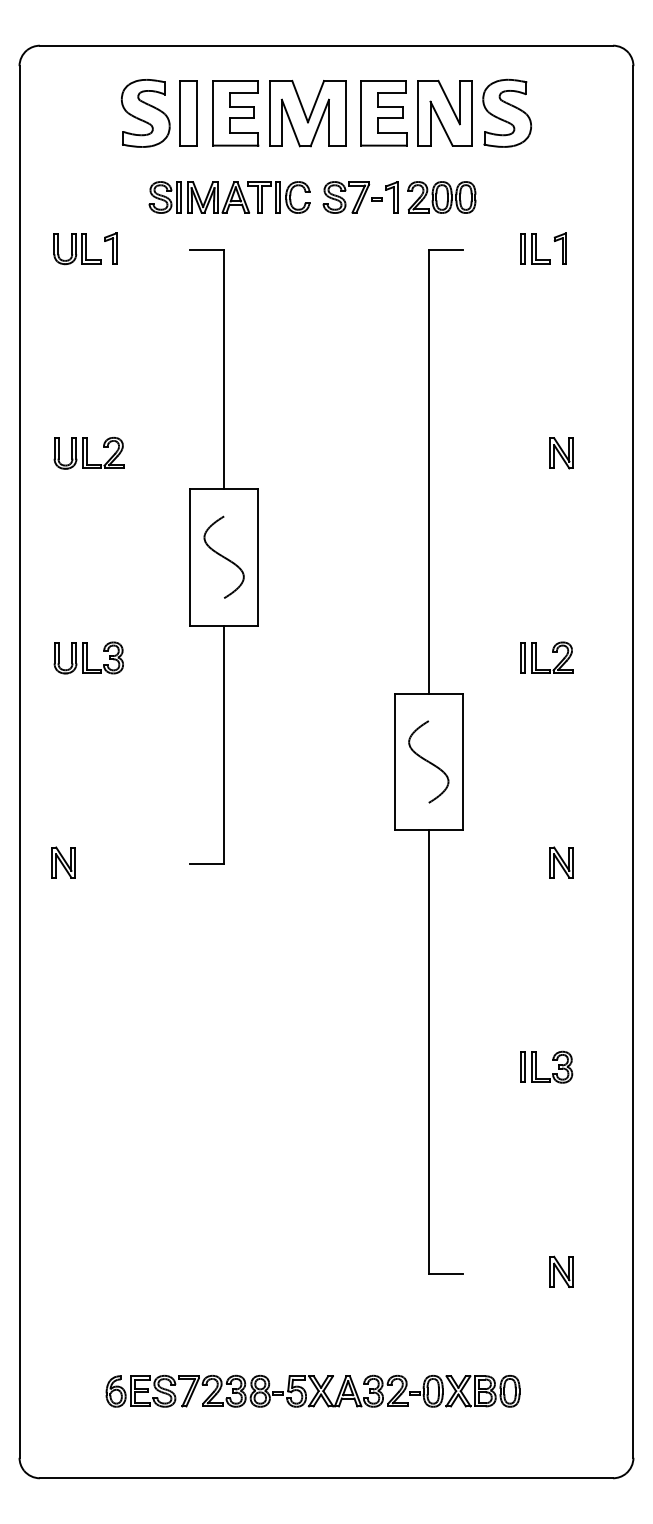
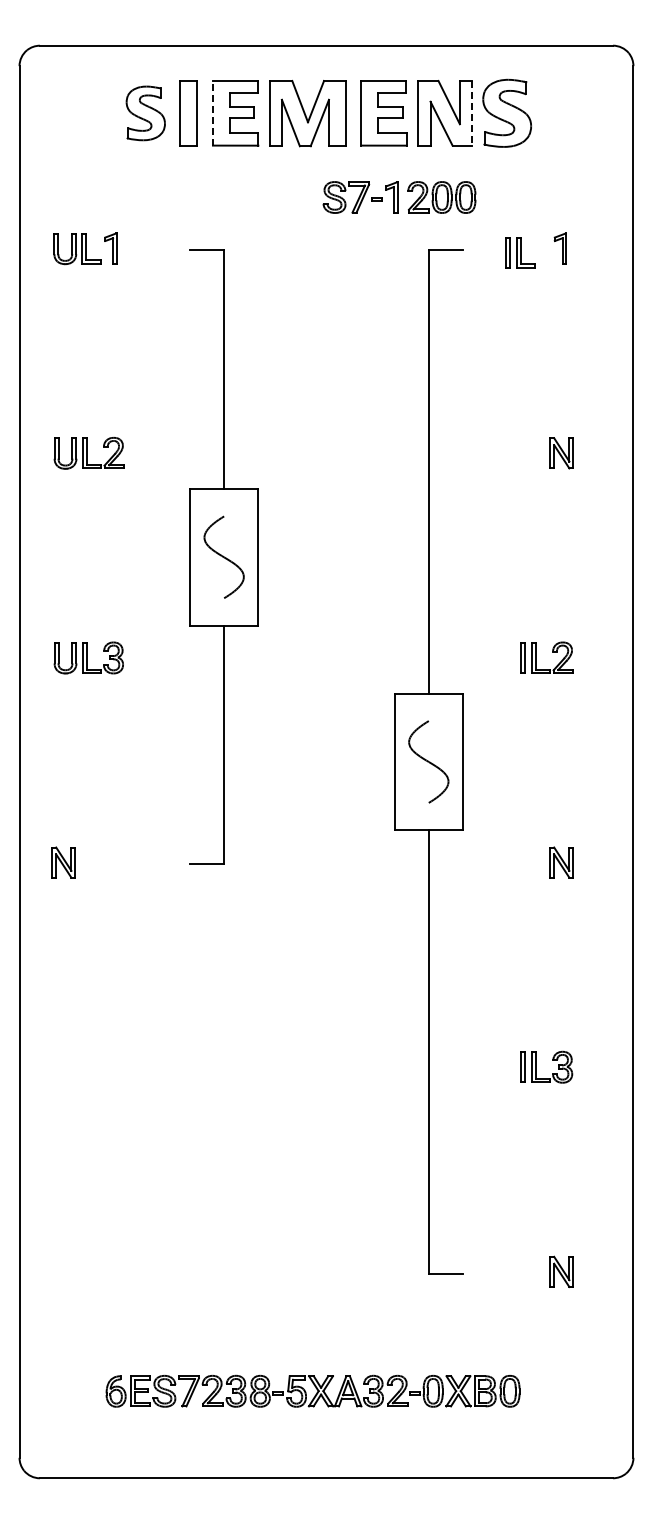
line: solid -> dashed (212, 112)
part size: 50x69 px -> 41x57 px (145, 113)
line: solid -> dashed (472, 113)
part: present -> none (229, 197)
part position: (535, 248) -> (520, 252) (520, 252)
